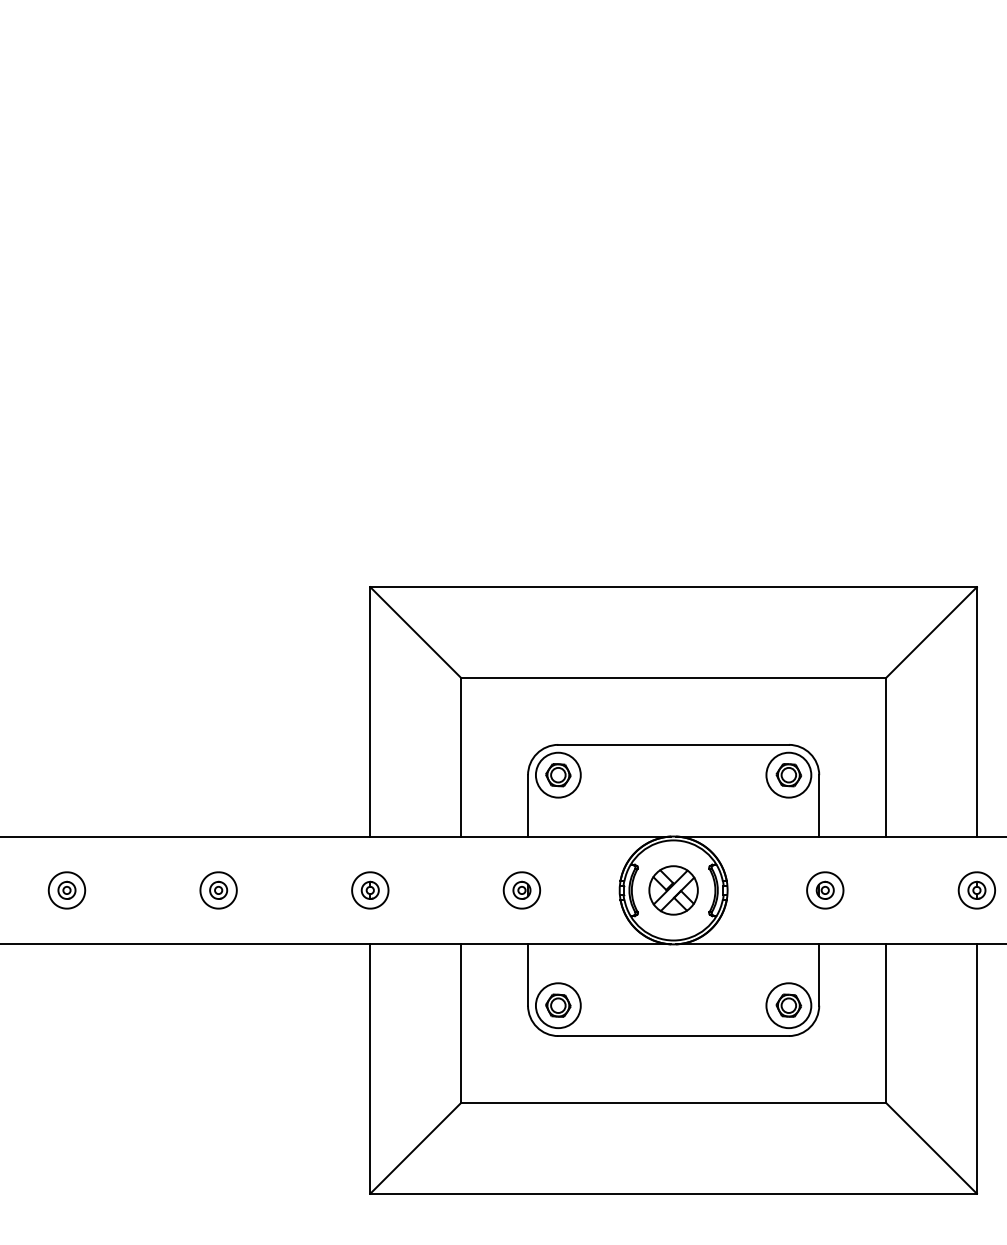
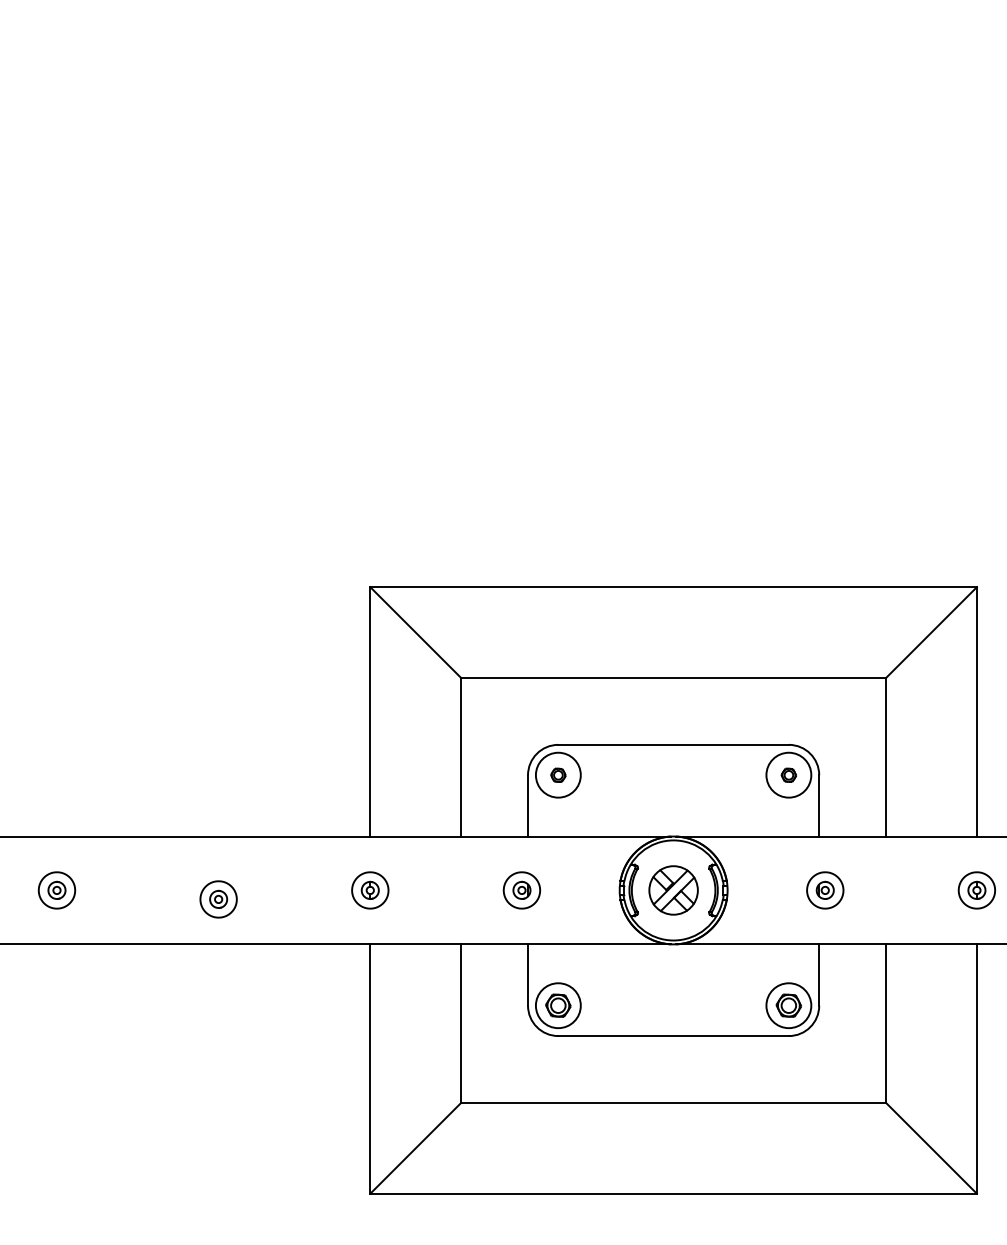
part size: 27x25 px -> 17x16 px (558, 774)
part size: 28x25 px -> 17x16 px (788, 774)
part position: (66, 890) -> (56, 890) (56, 890)
part position: (218, 890) -> (218, 899) (218, 899)
